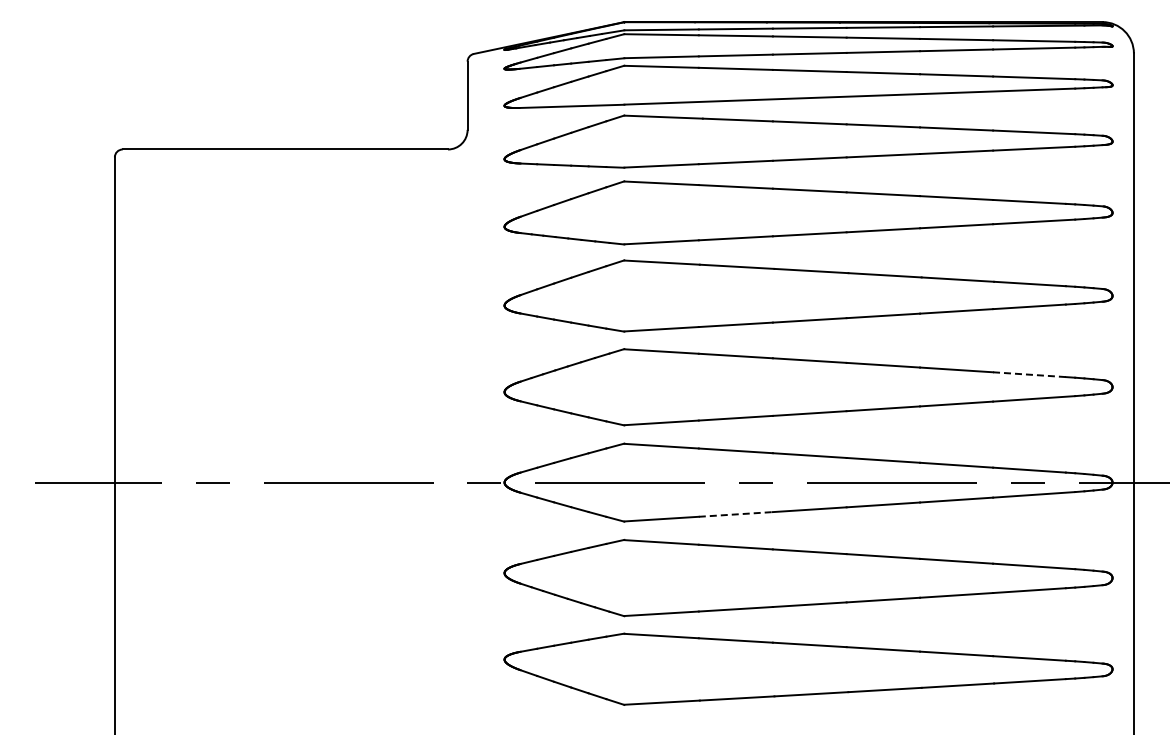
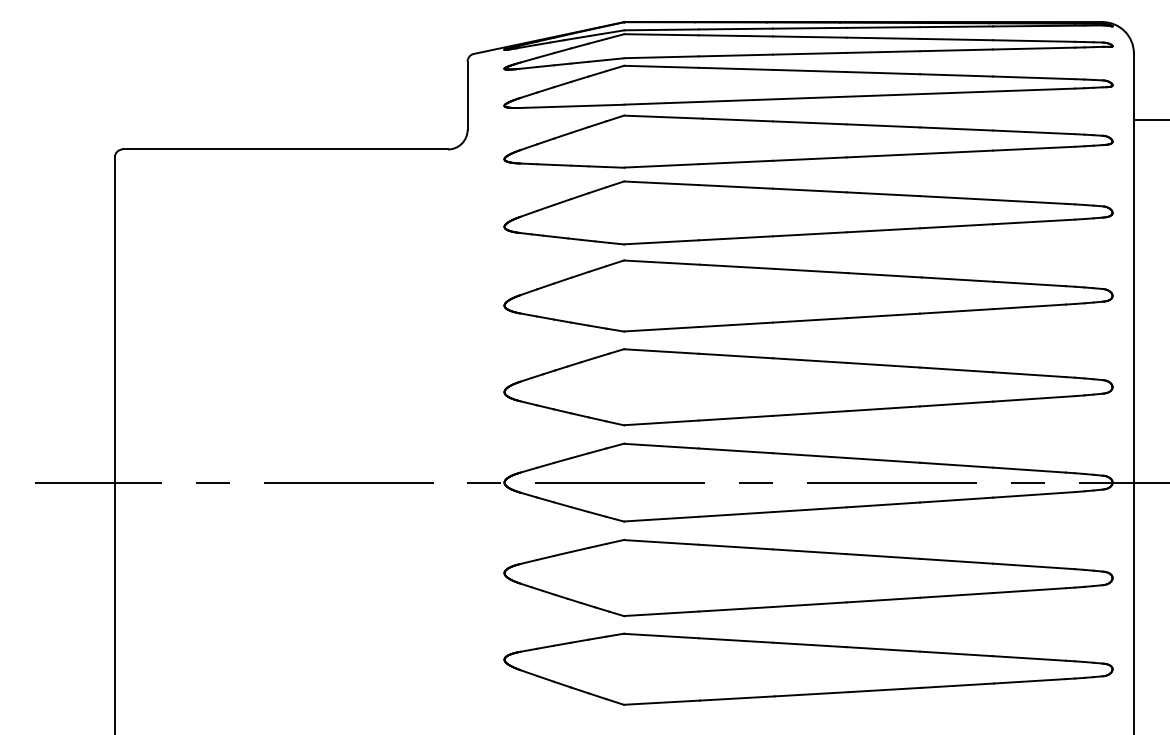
line: none -> present (1149, 120)
line: dashed -> solid (1029, 374)
line: dashed -> solid (736, 514)
